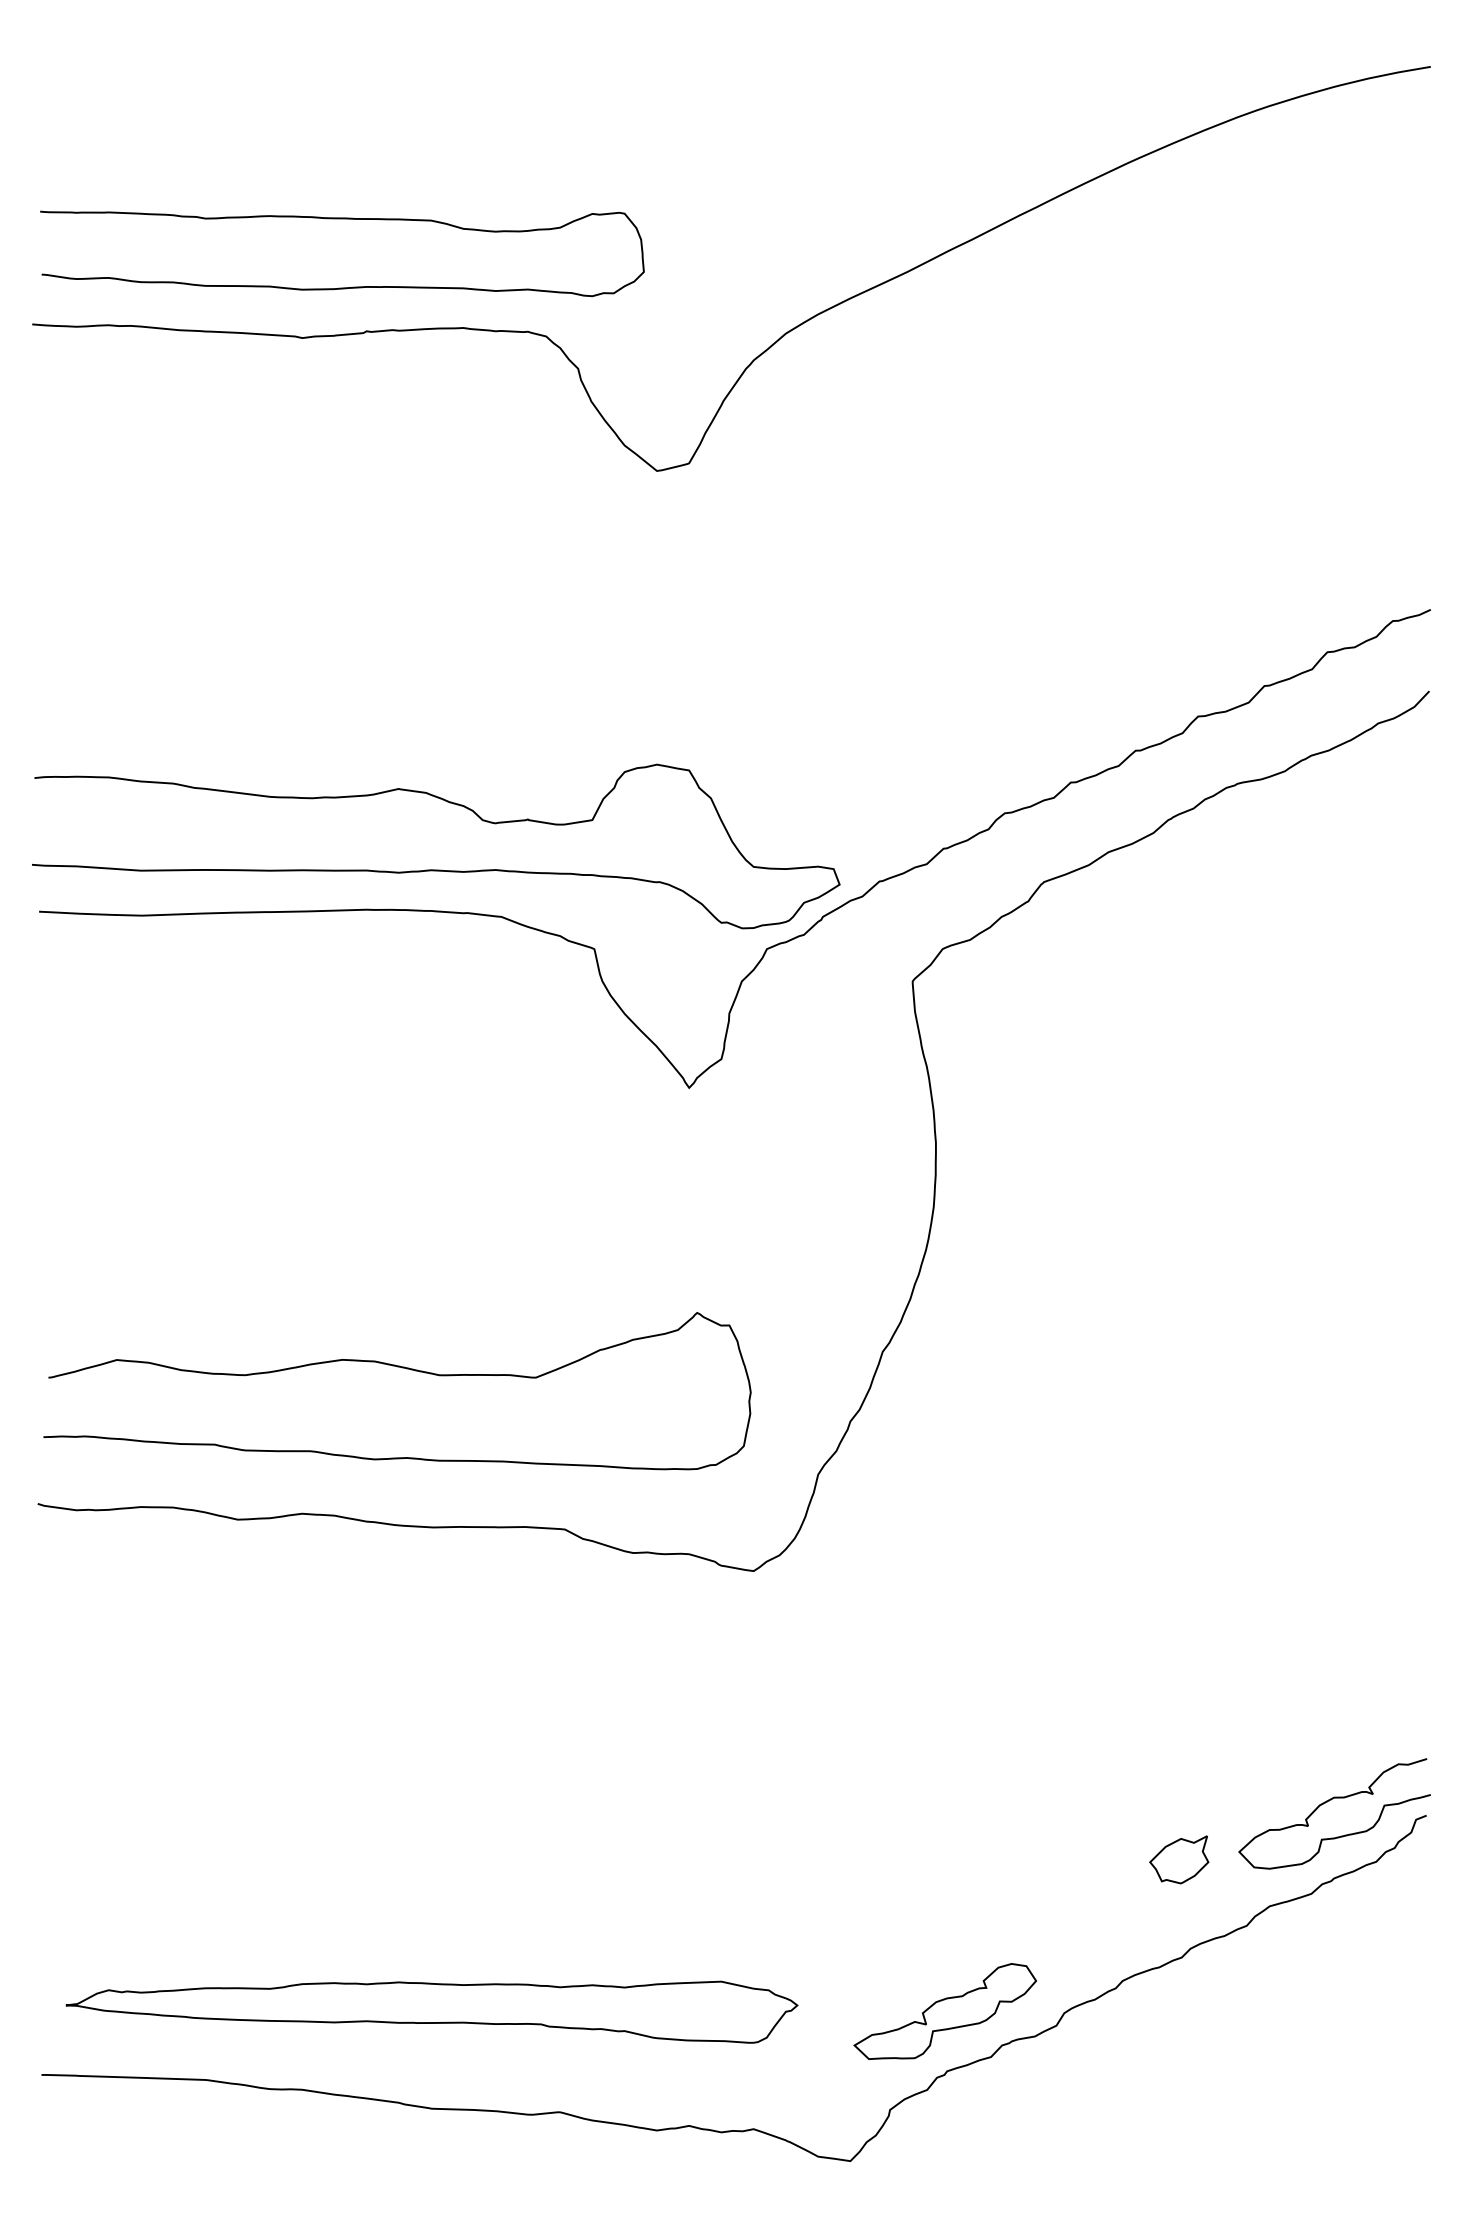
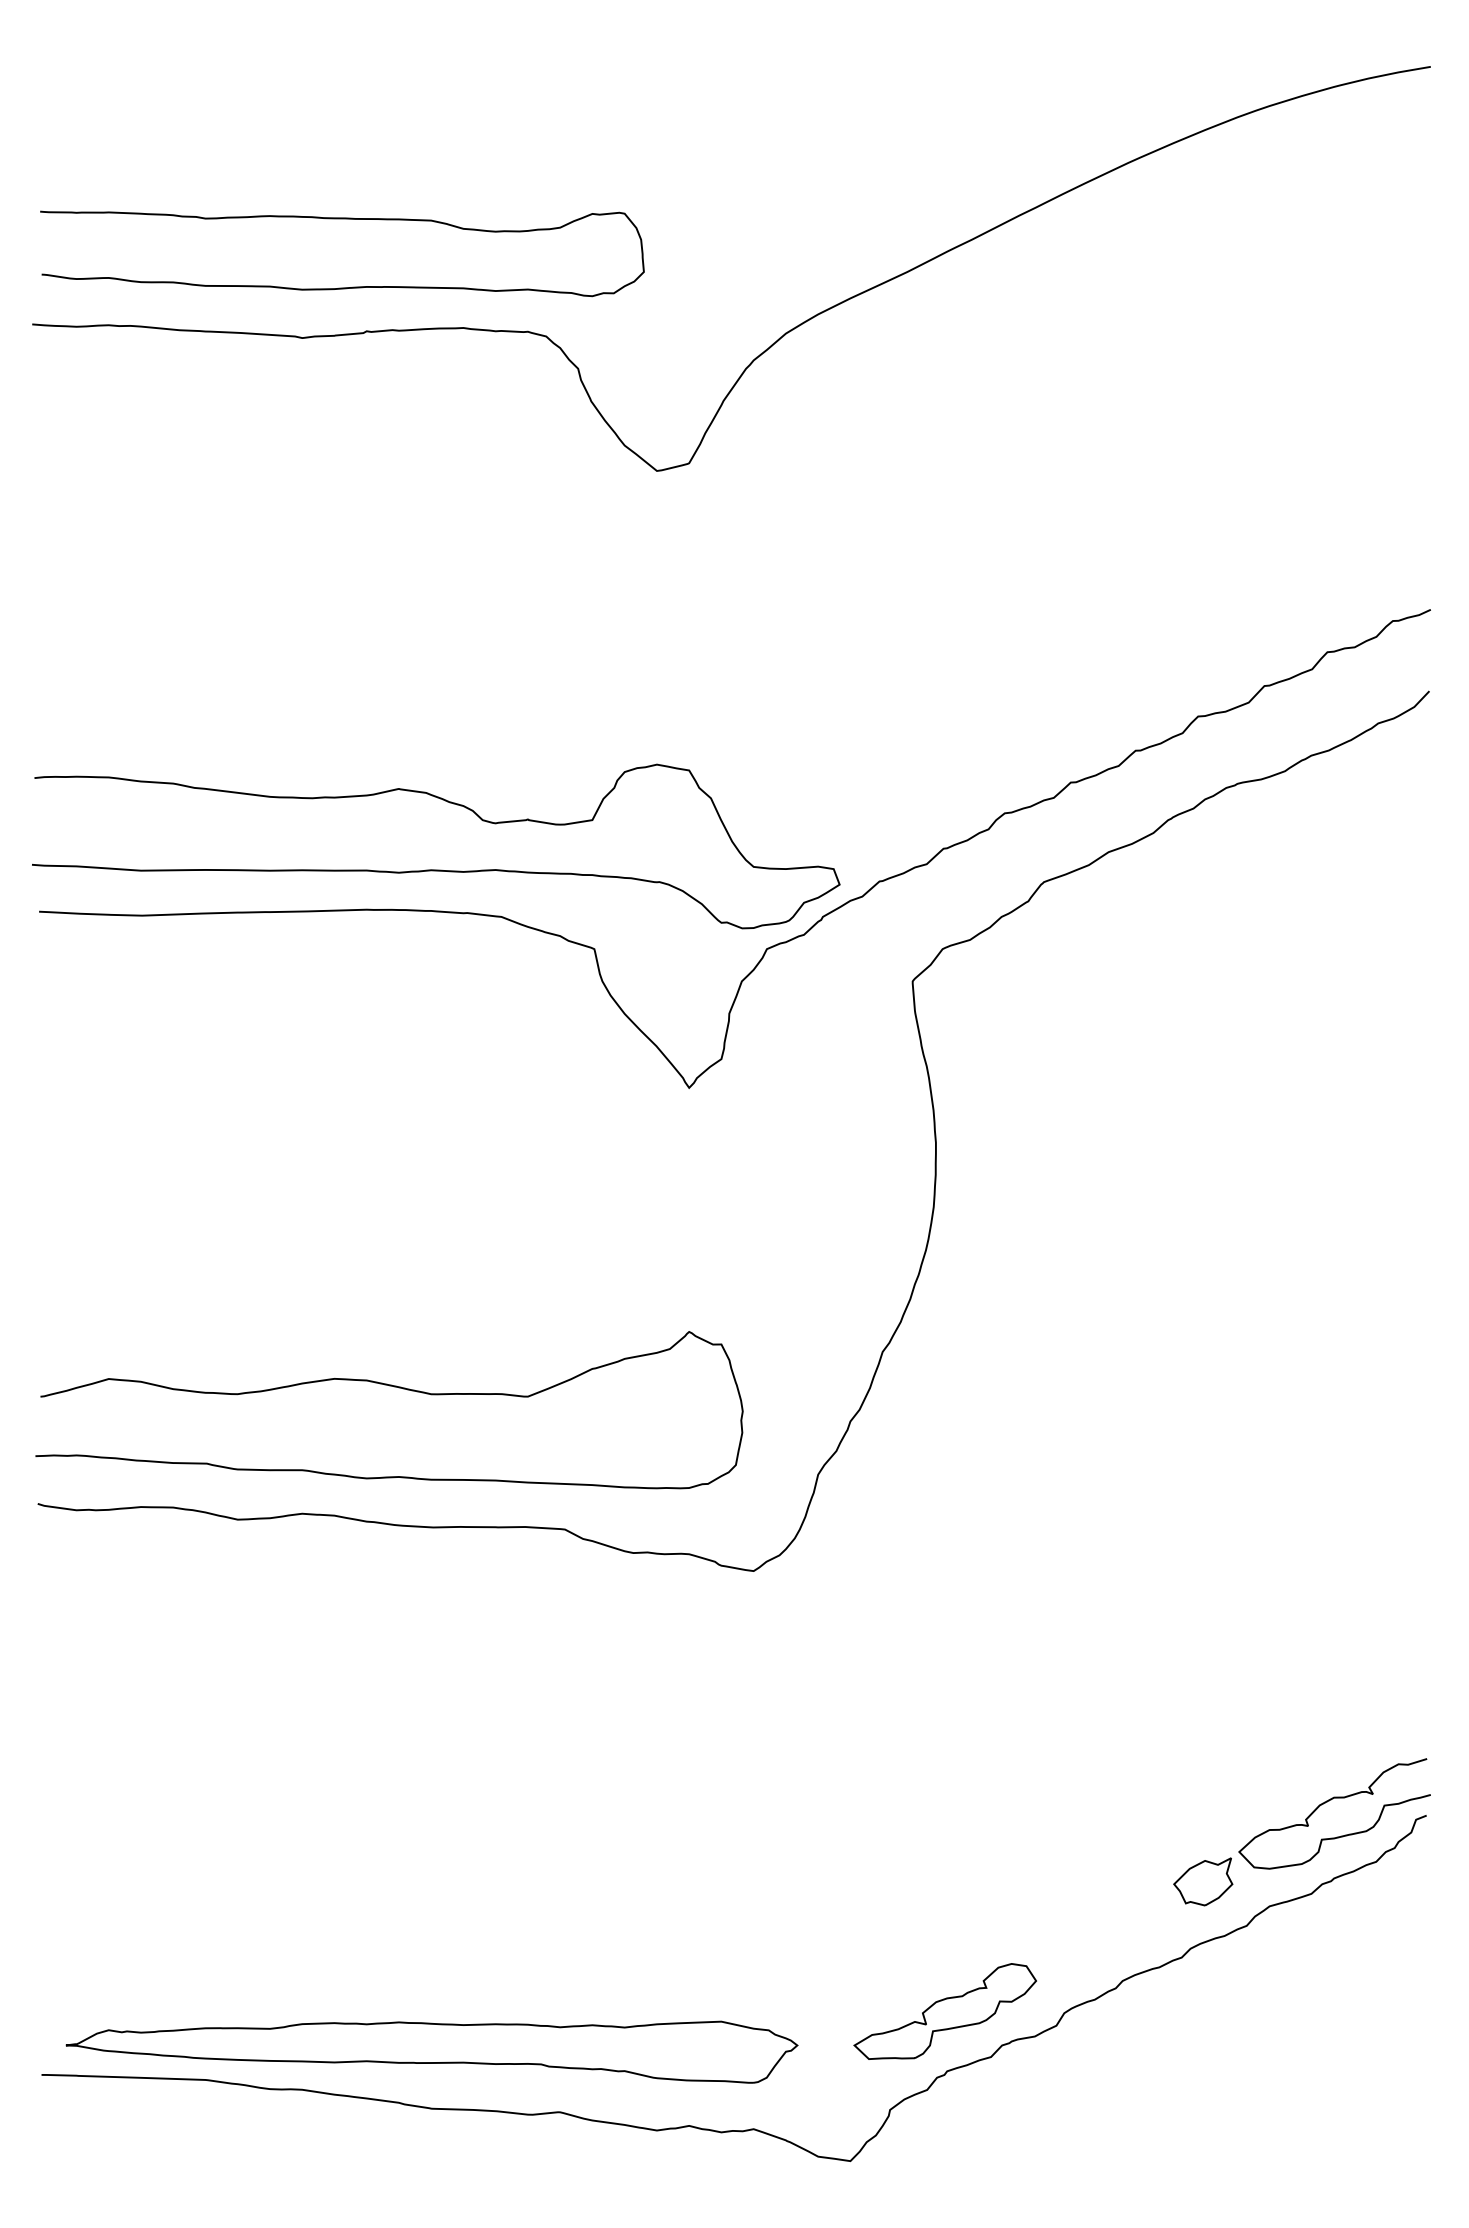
curve position: (402, 1368) -> (394, 1387) (394, 1387)
part position: (1179, 1859) -> (1203, 1881) (1203, 1881)
part position: (431, 2011) -> (431, 2051) (431, 2051)
